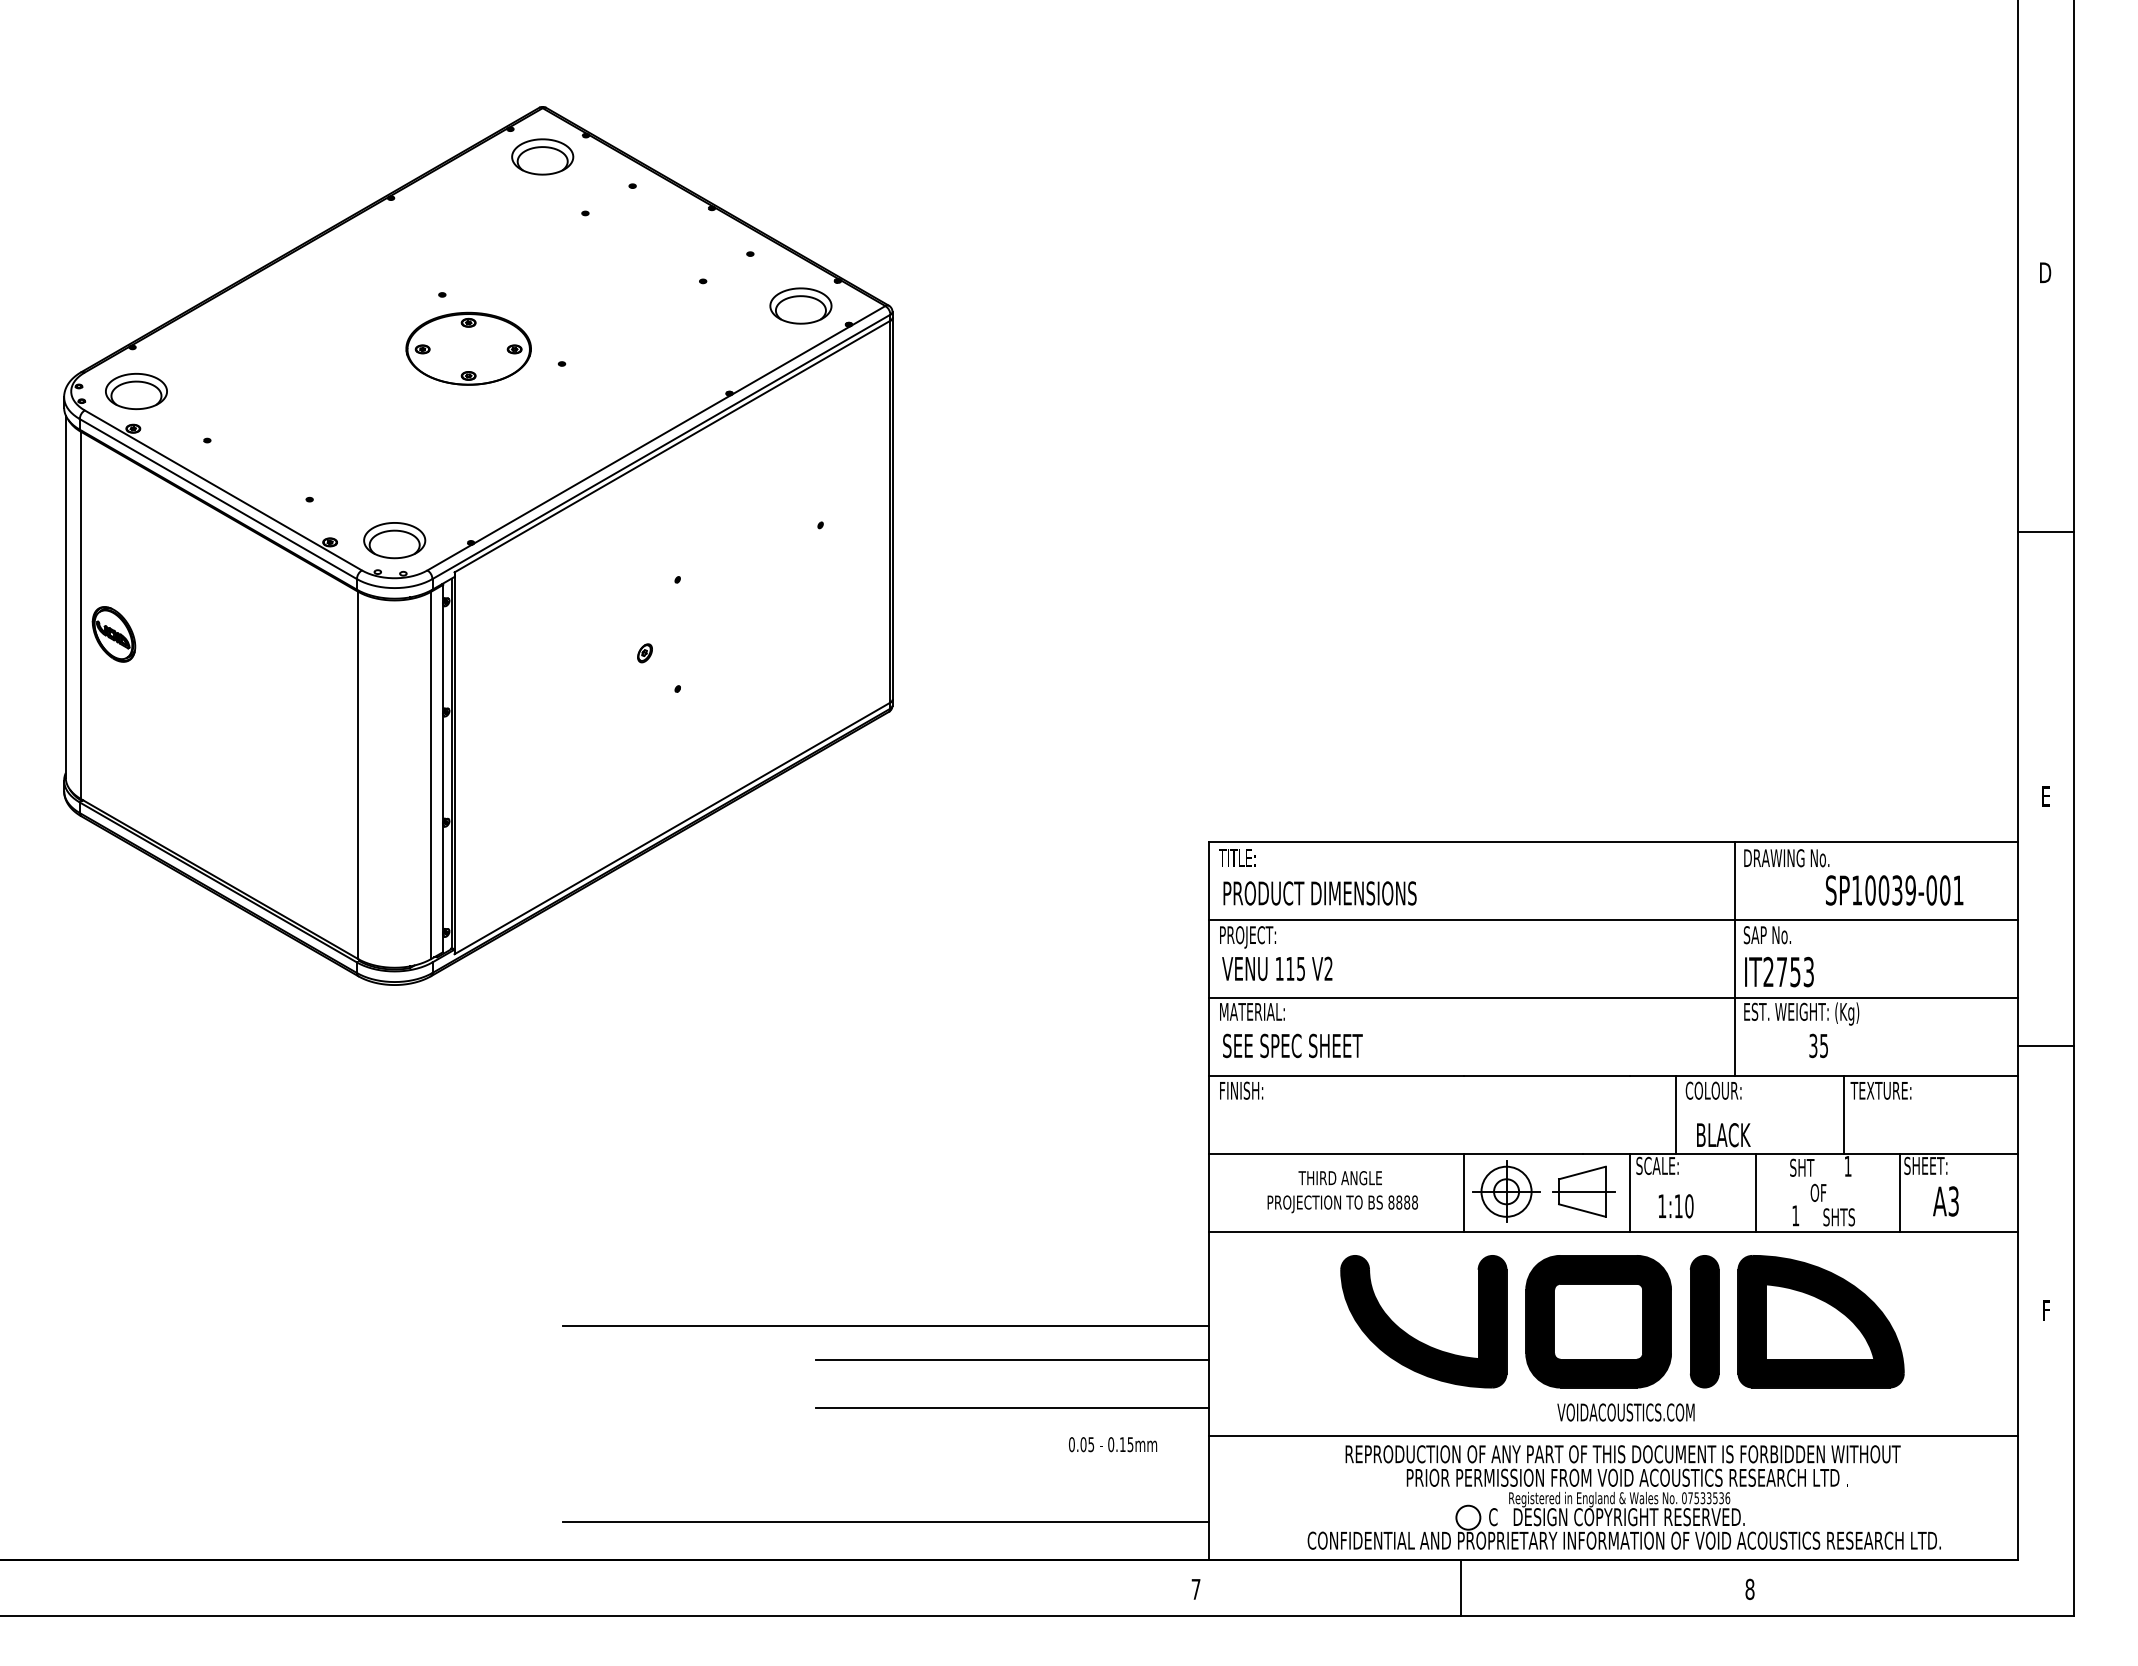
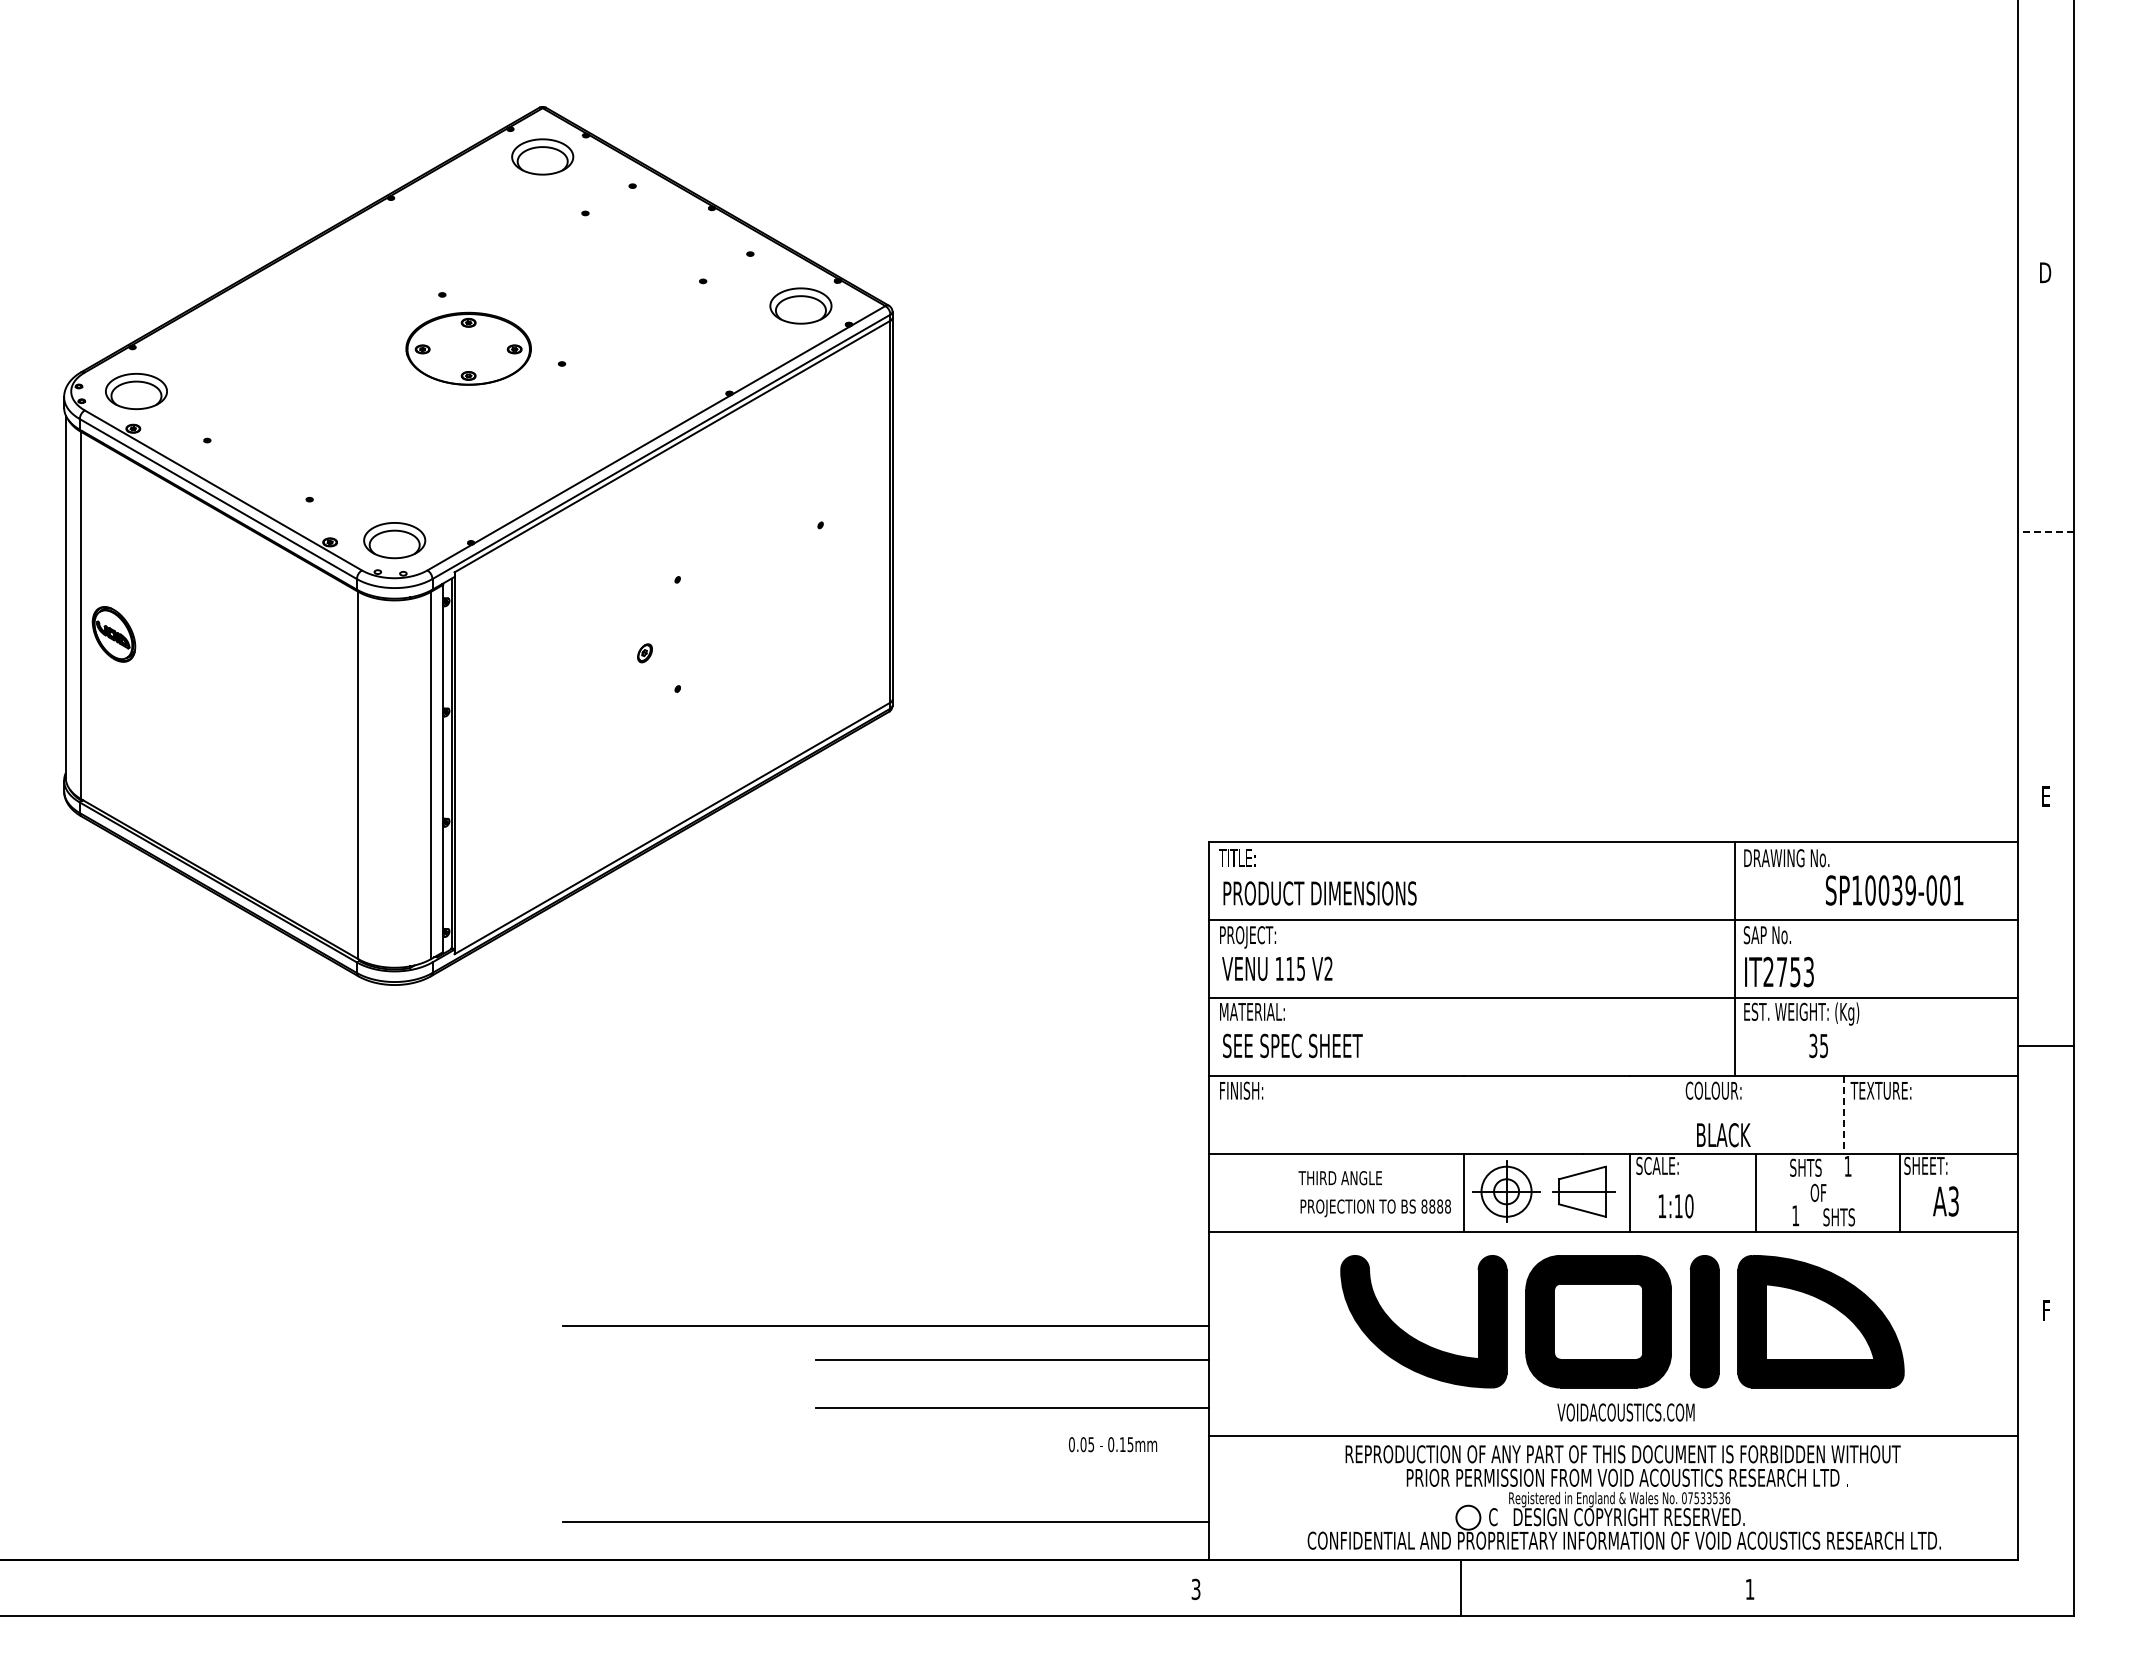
line: solid -> dashed (2046, 532)
line: present -> none (1676, 1115)
line: solid -> dashed (1843, 1115)
text: SHT -> SHTS (1818, 1167)
text position: (1342, 1204) -> (1375, 1208) (1375, 1208)
text: 7 -> 3 (1195, 1589)
text: 8 -> 1 (1749, 1589)
